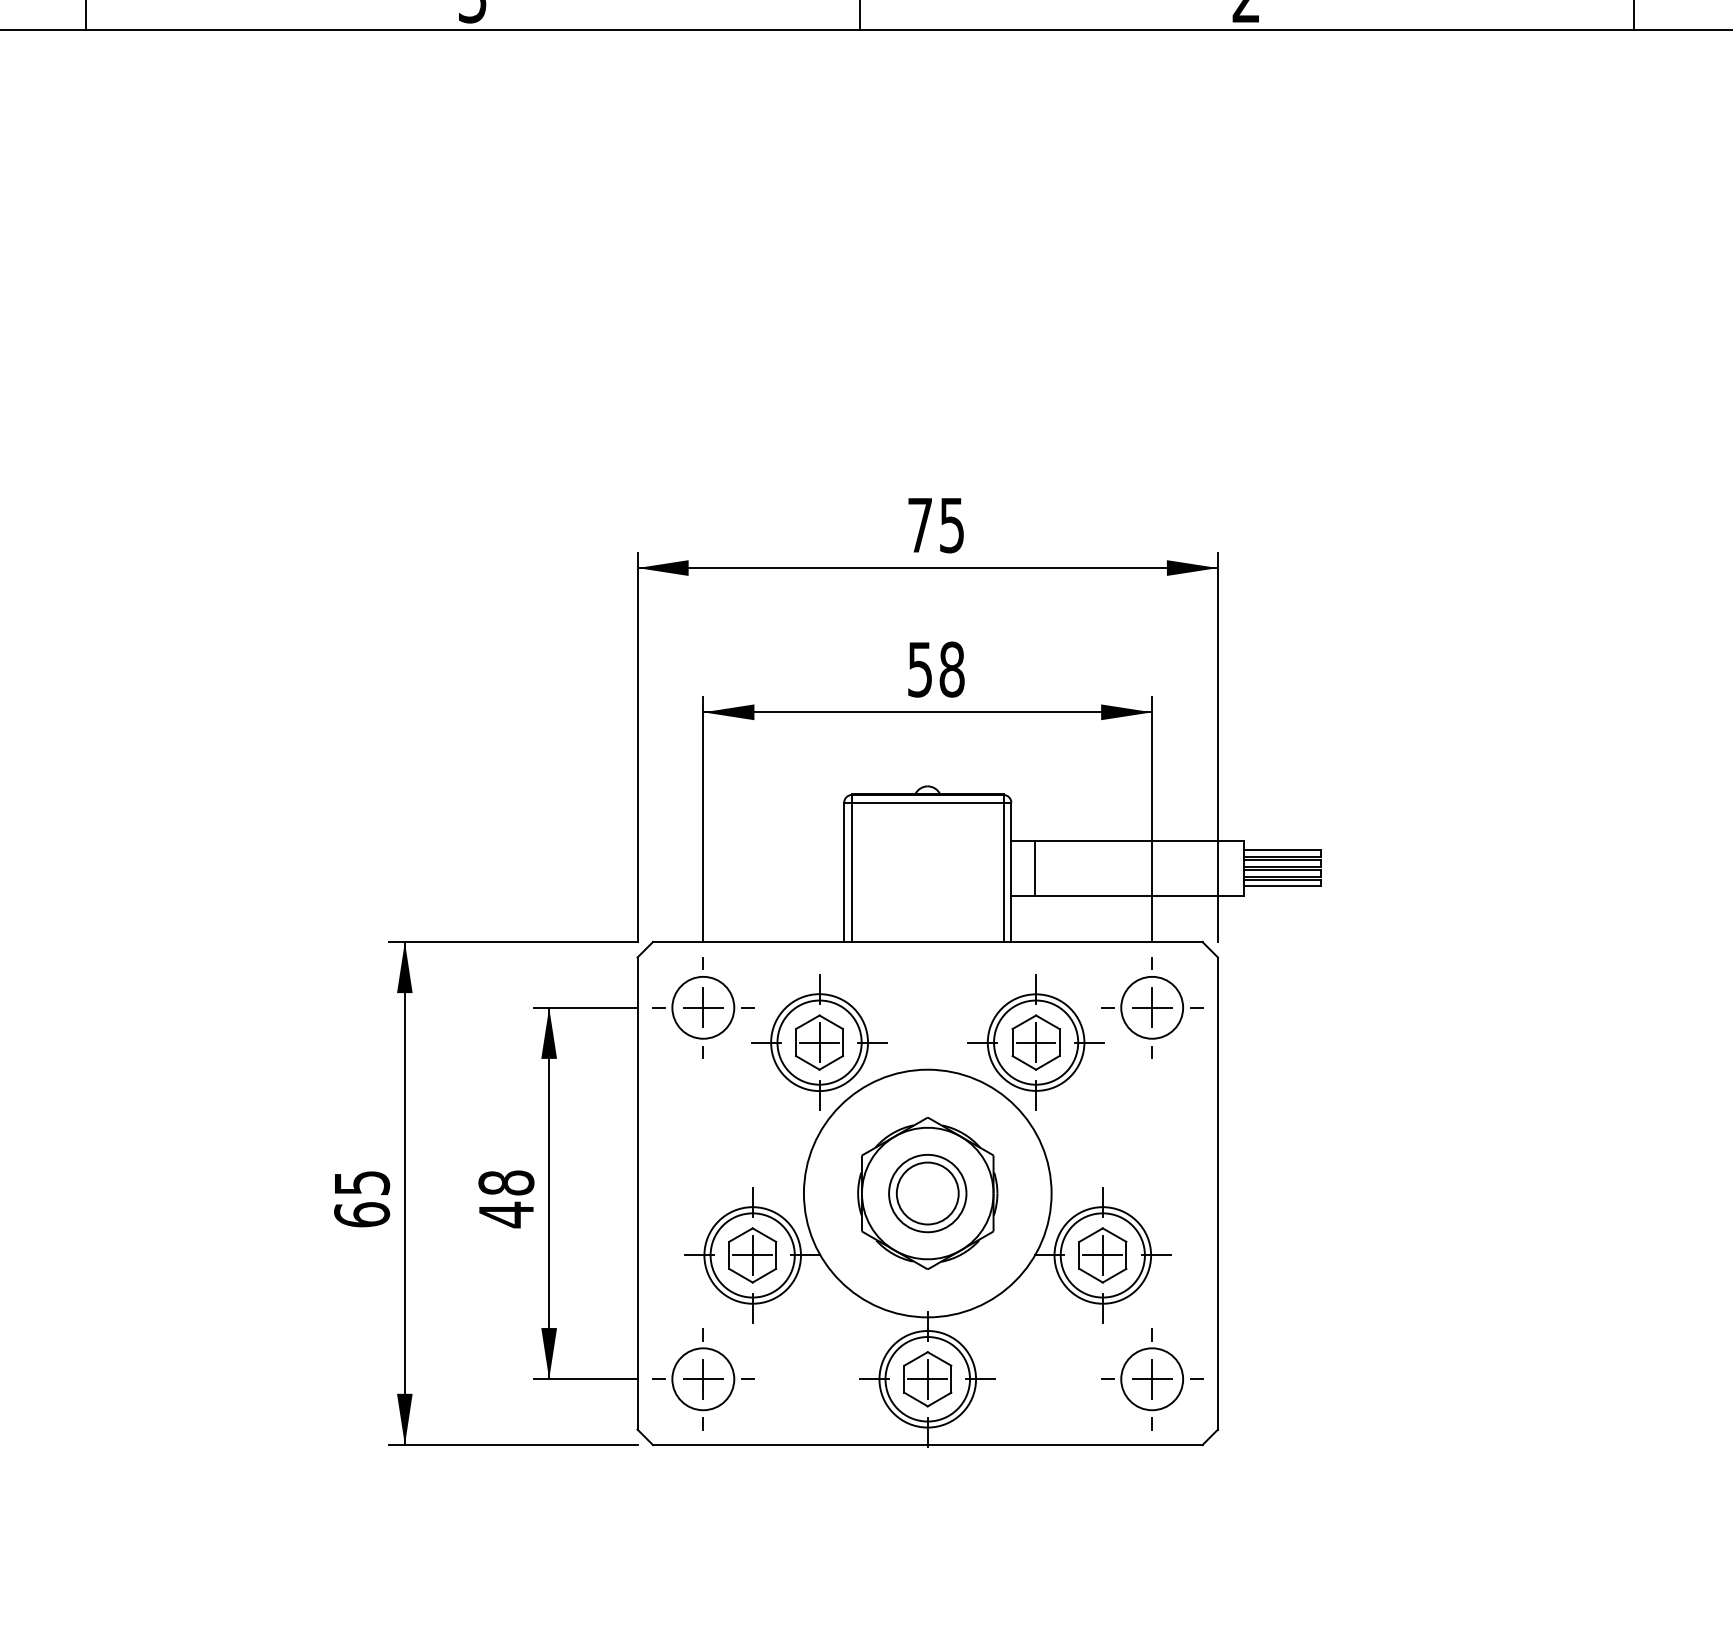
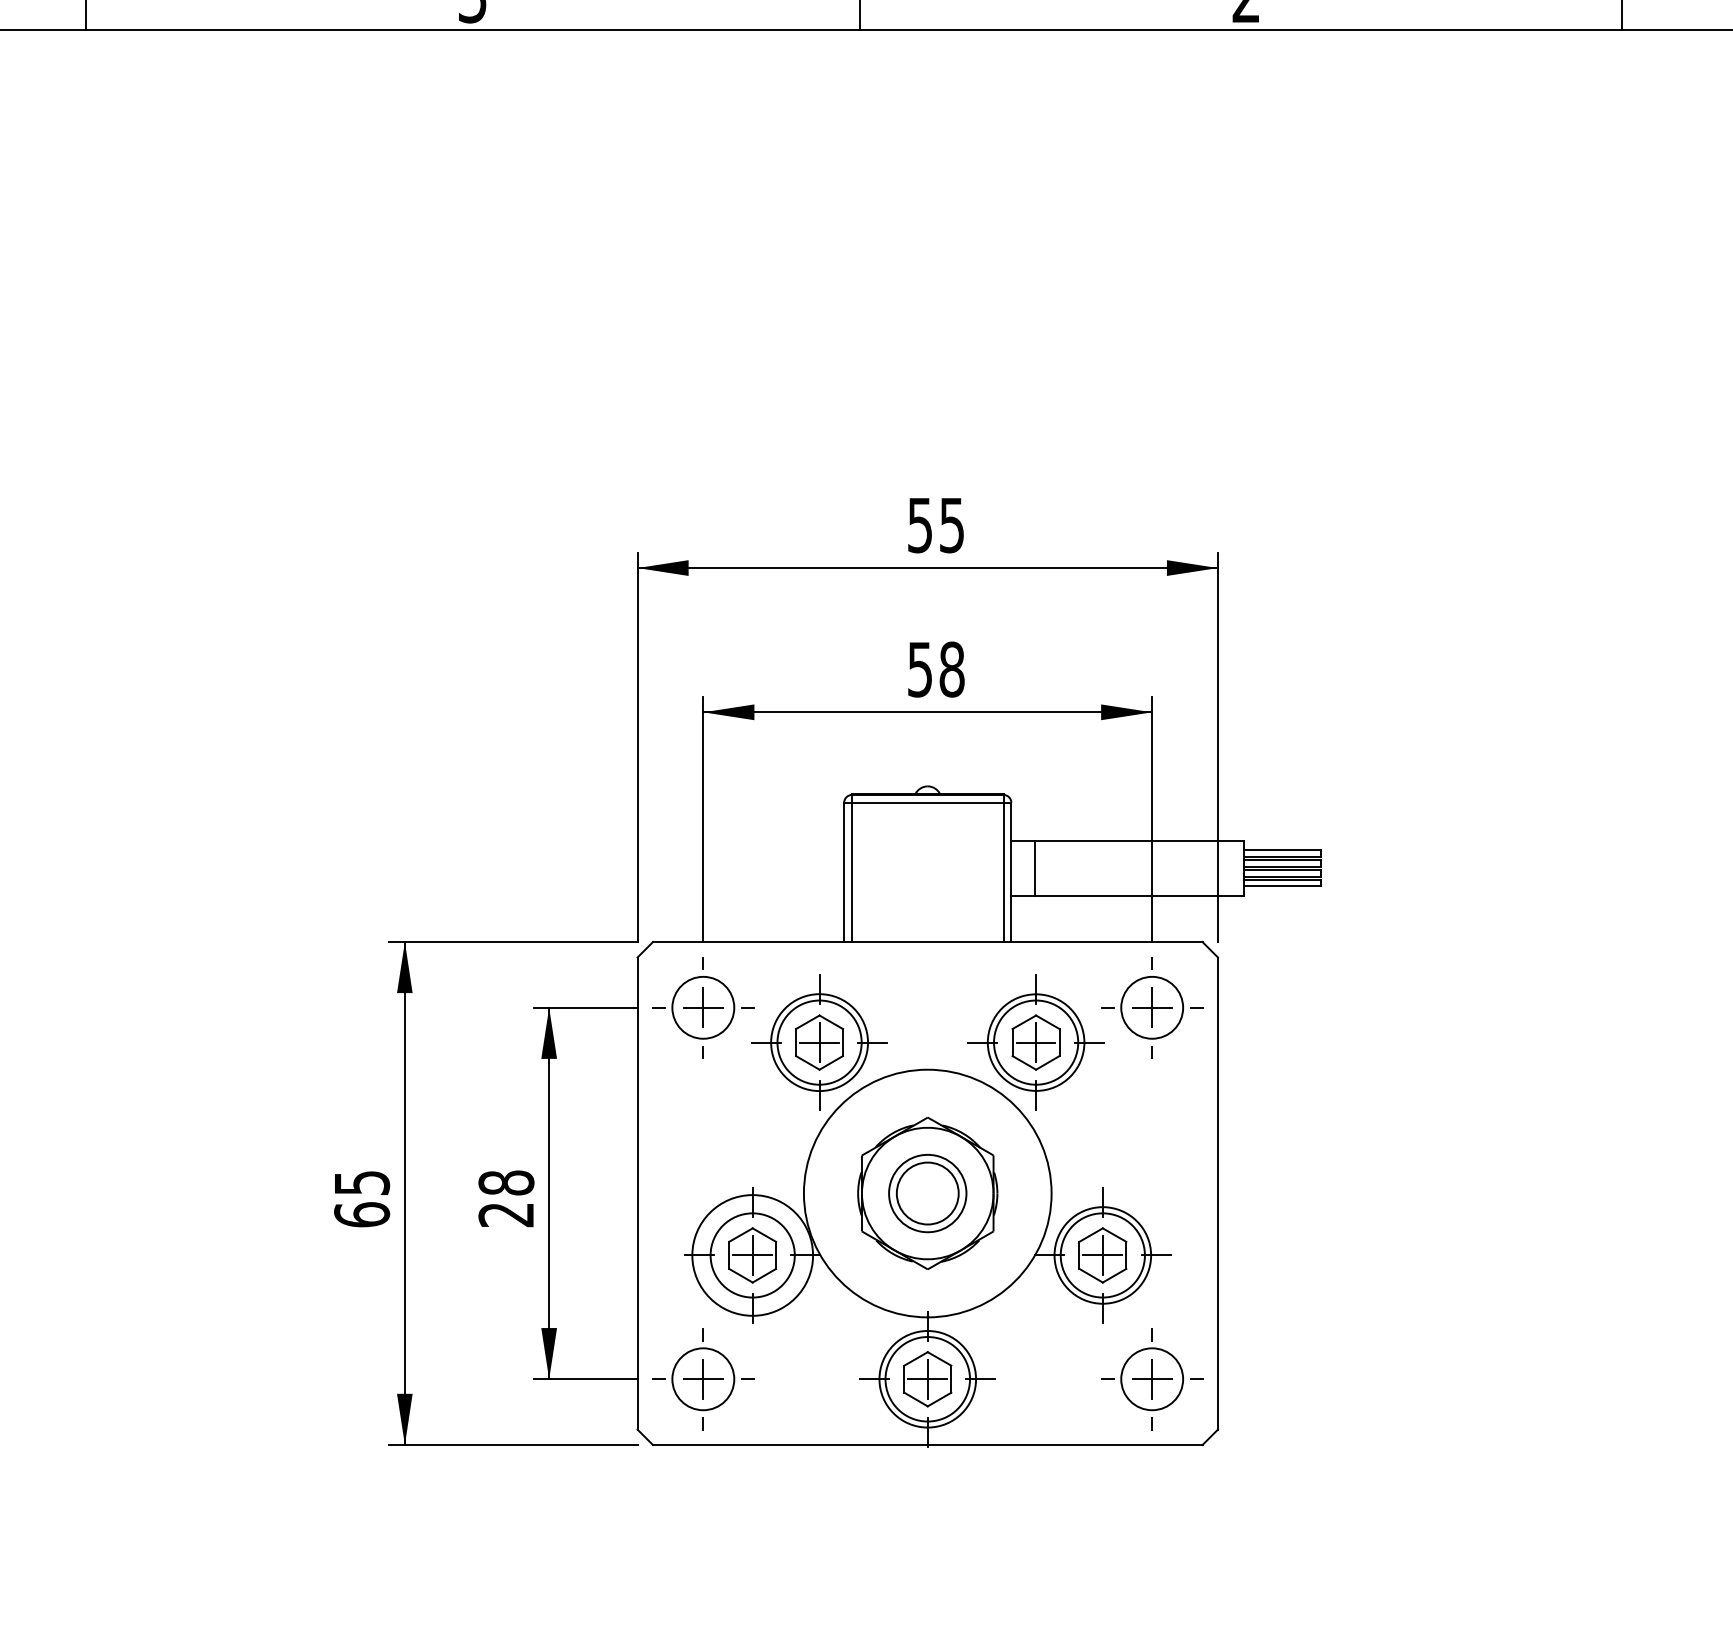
line position: (1634, 16) -> (1622, 16) (1622, 16)
text: 75 -> 55 (919, 525)
text: 48 -> 28 (505, 1214)
circle diameter: 97 px -> 121 px (752, 1255)
